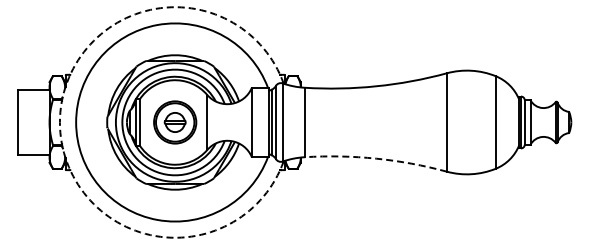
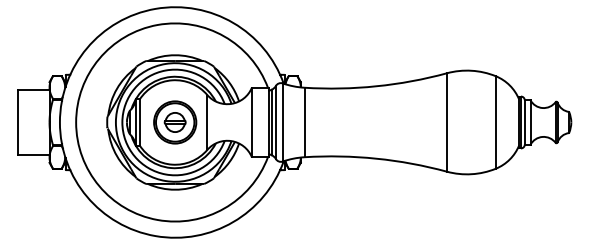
arc: dashed -> solid (59, 122)
arc: dashed -> solid (376, 158)
